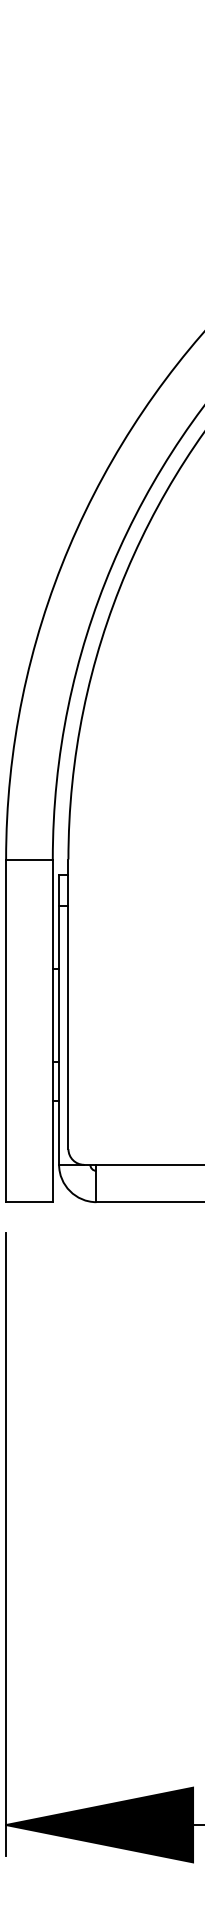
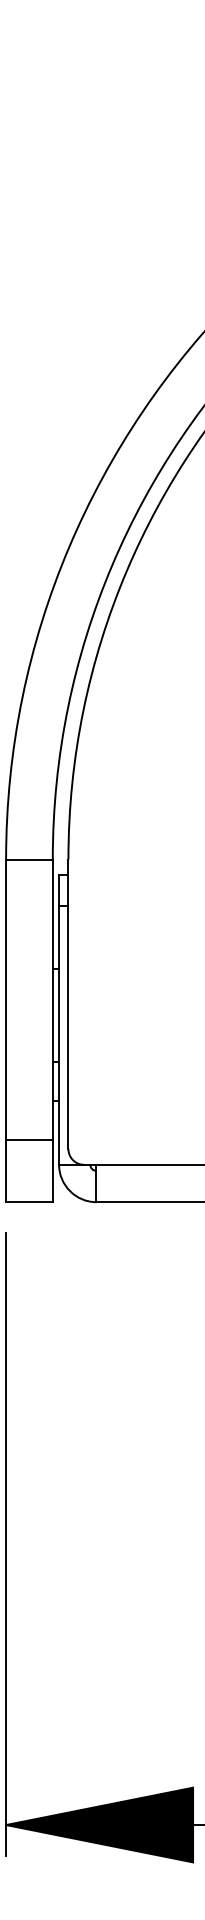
line: none -> present (29, 1139)
